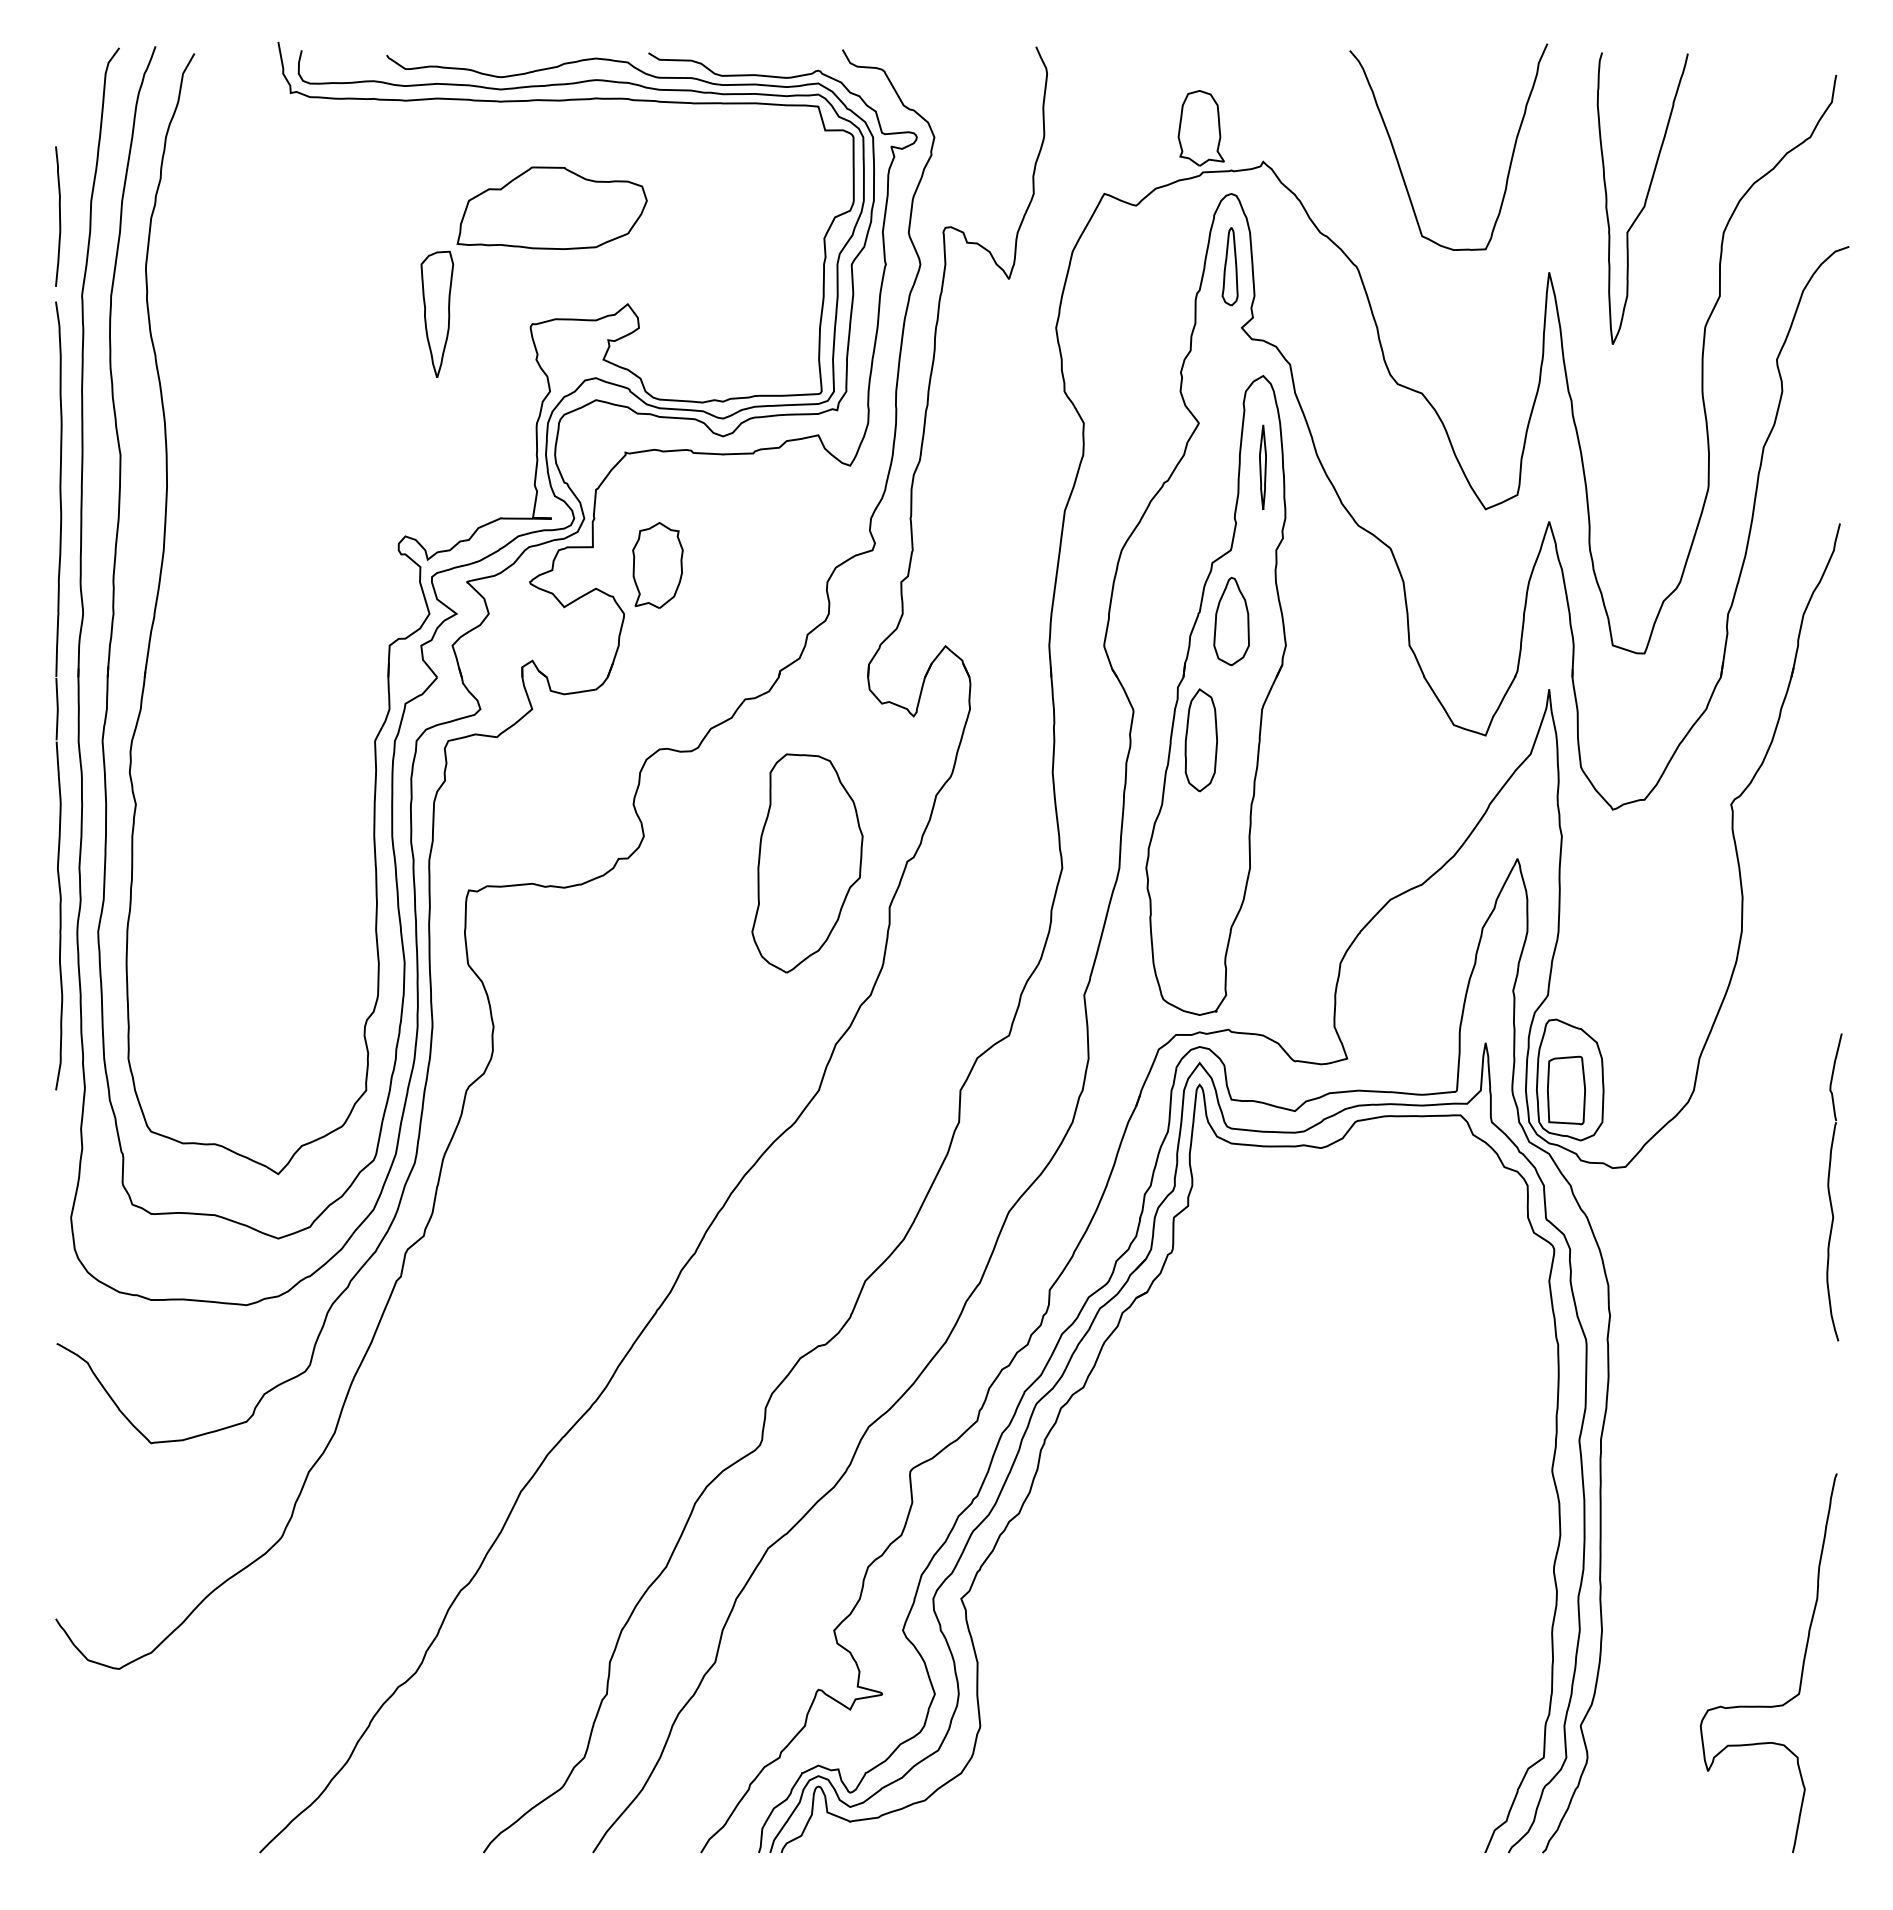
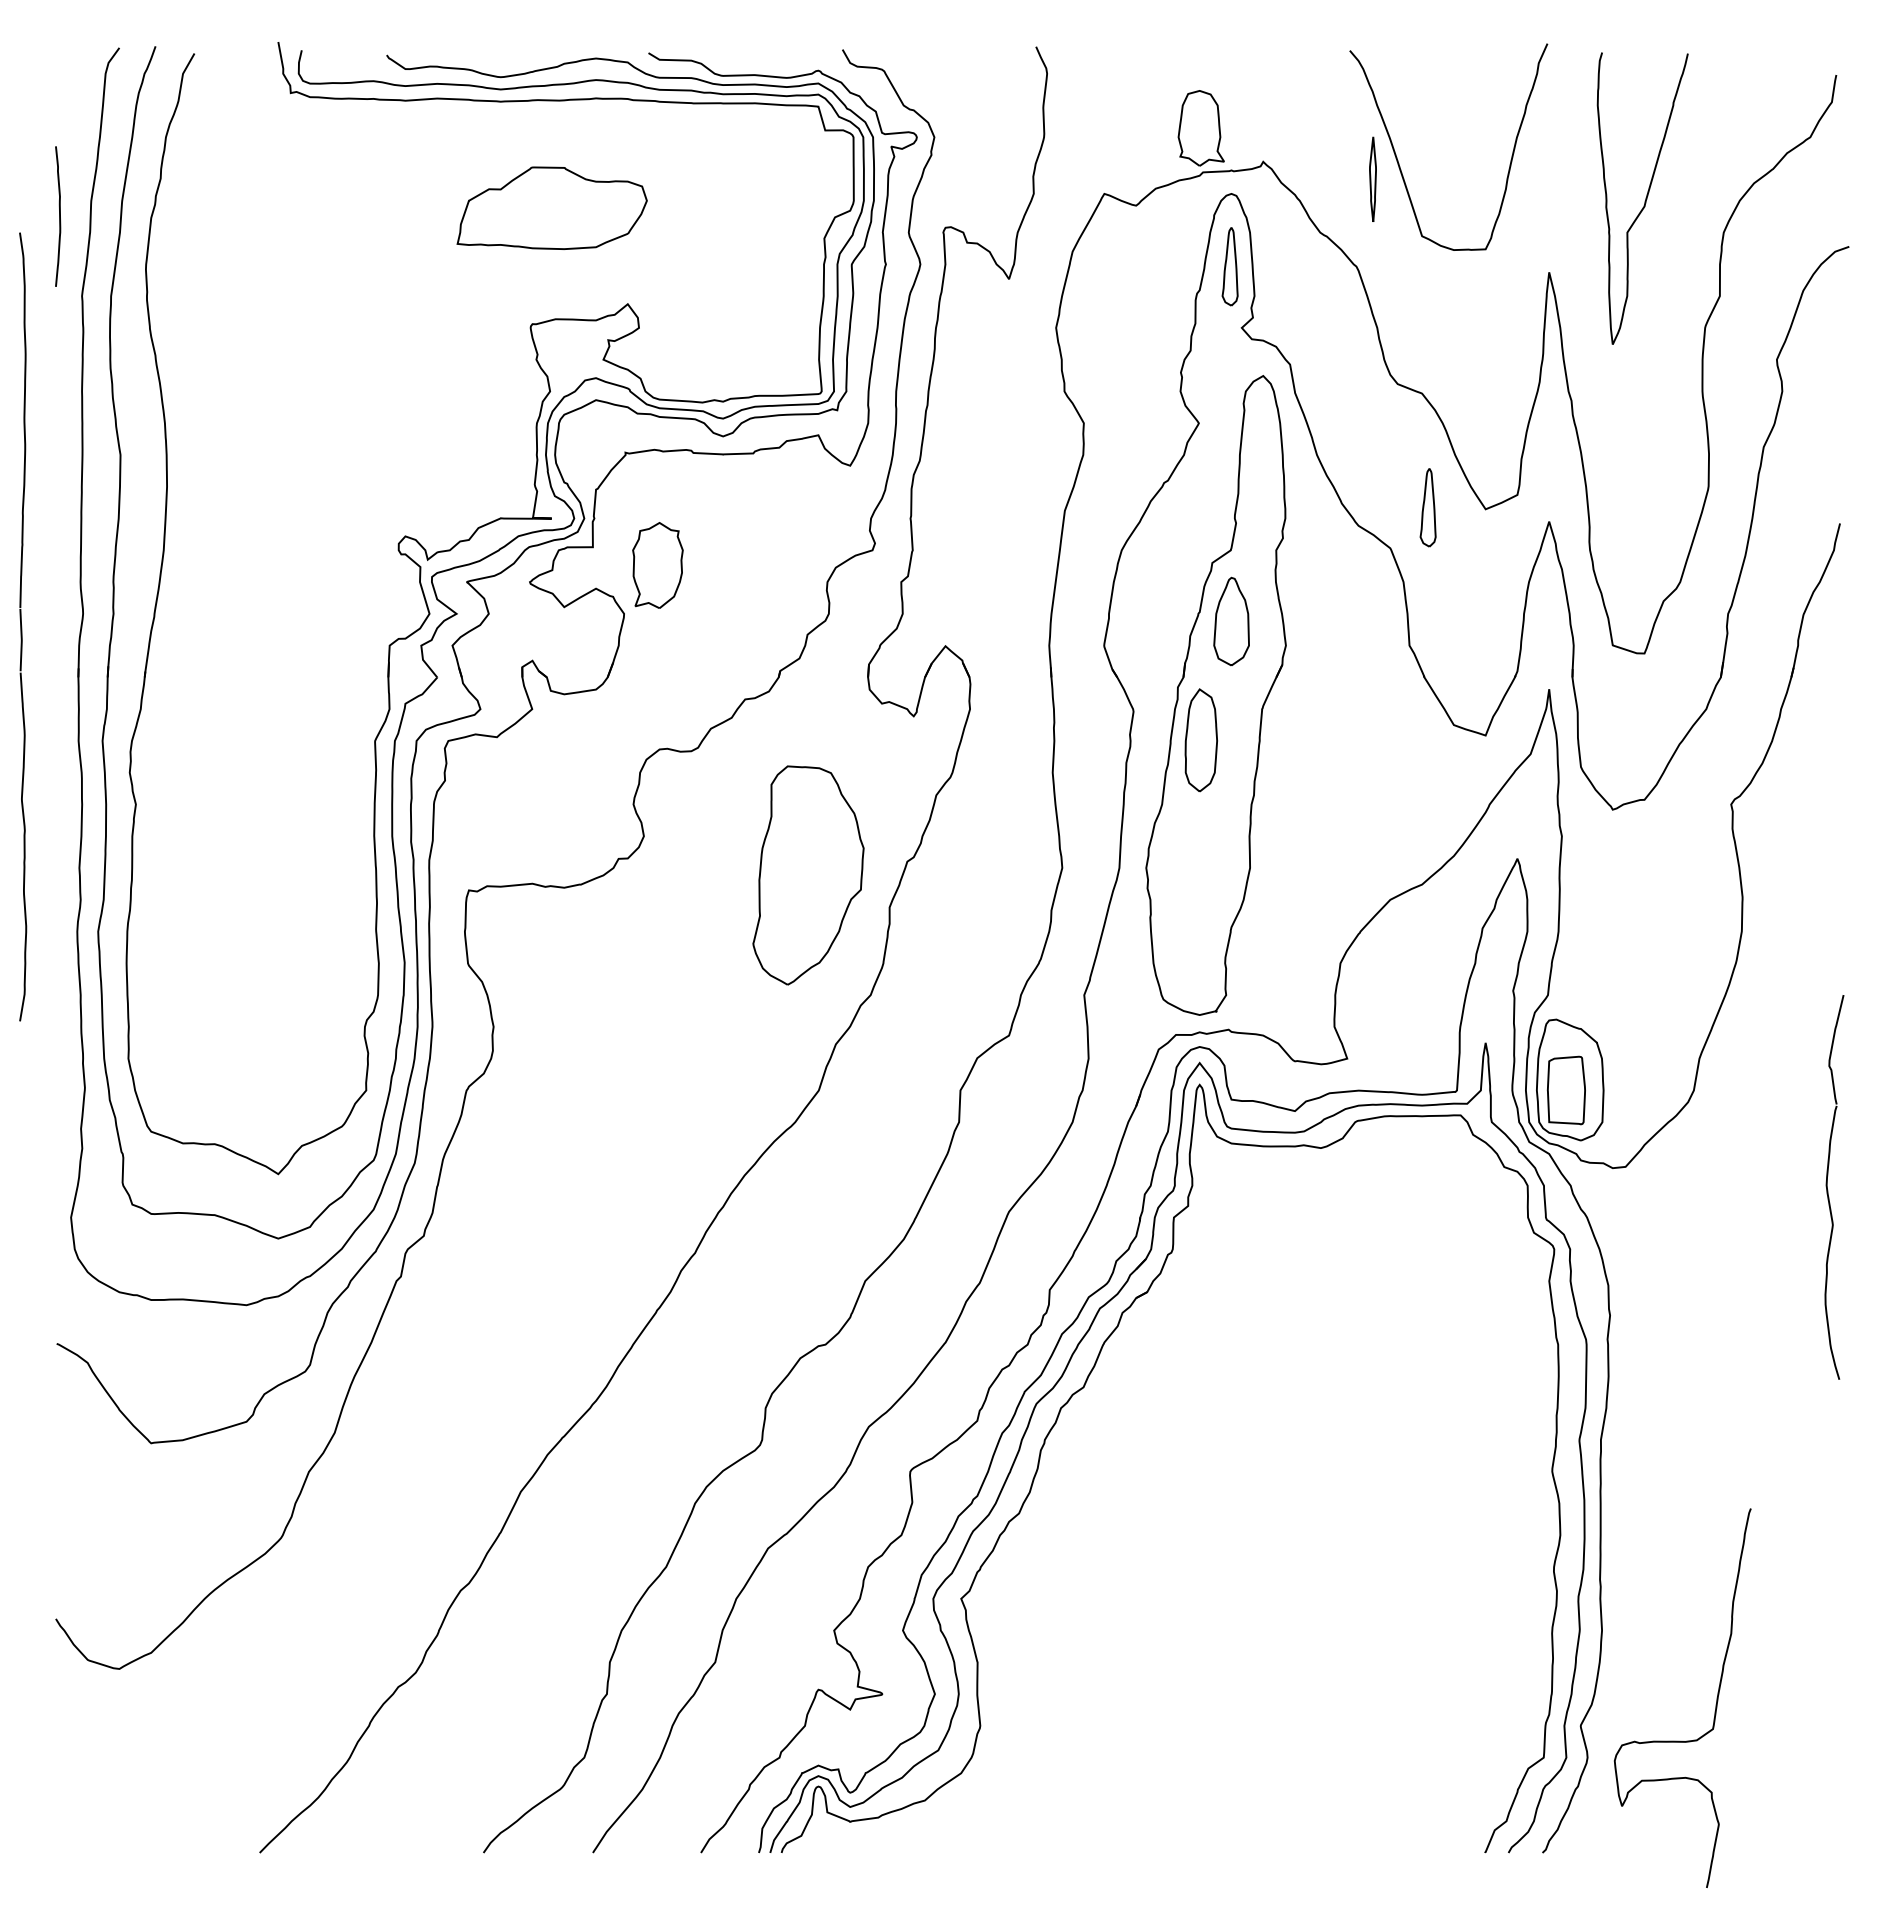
part: present -> none (437, 313)
part position: (1262, 466) -> (1372, 178) (1372, 178)
part: none -> present (1427, 507)
part position: (59, 695) -> (23, 626) (23, 626)
part position: (807, 863) -> (808, 875) (808, 875)
part size: 17x309 px -> 21x385 px (1834, 1187)
curve position: (1801, 1669) -> (1715, 1704) (1715, 1704)
